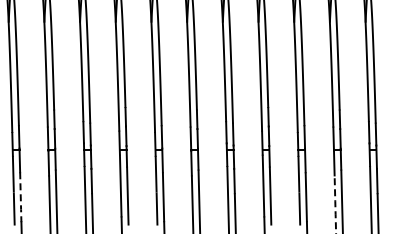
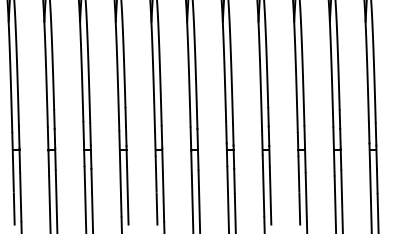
line: dashed -> solid (20, 197)
line: dashed -> solid (335, 204)
